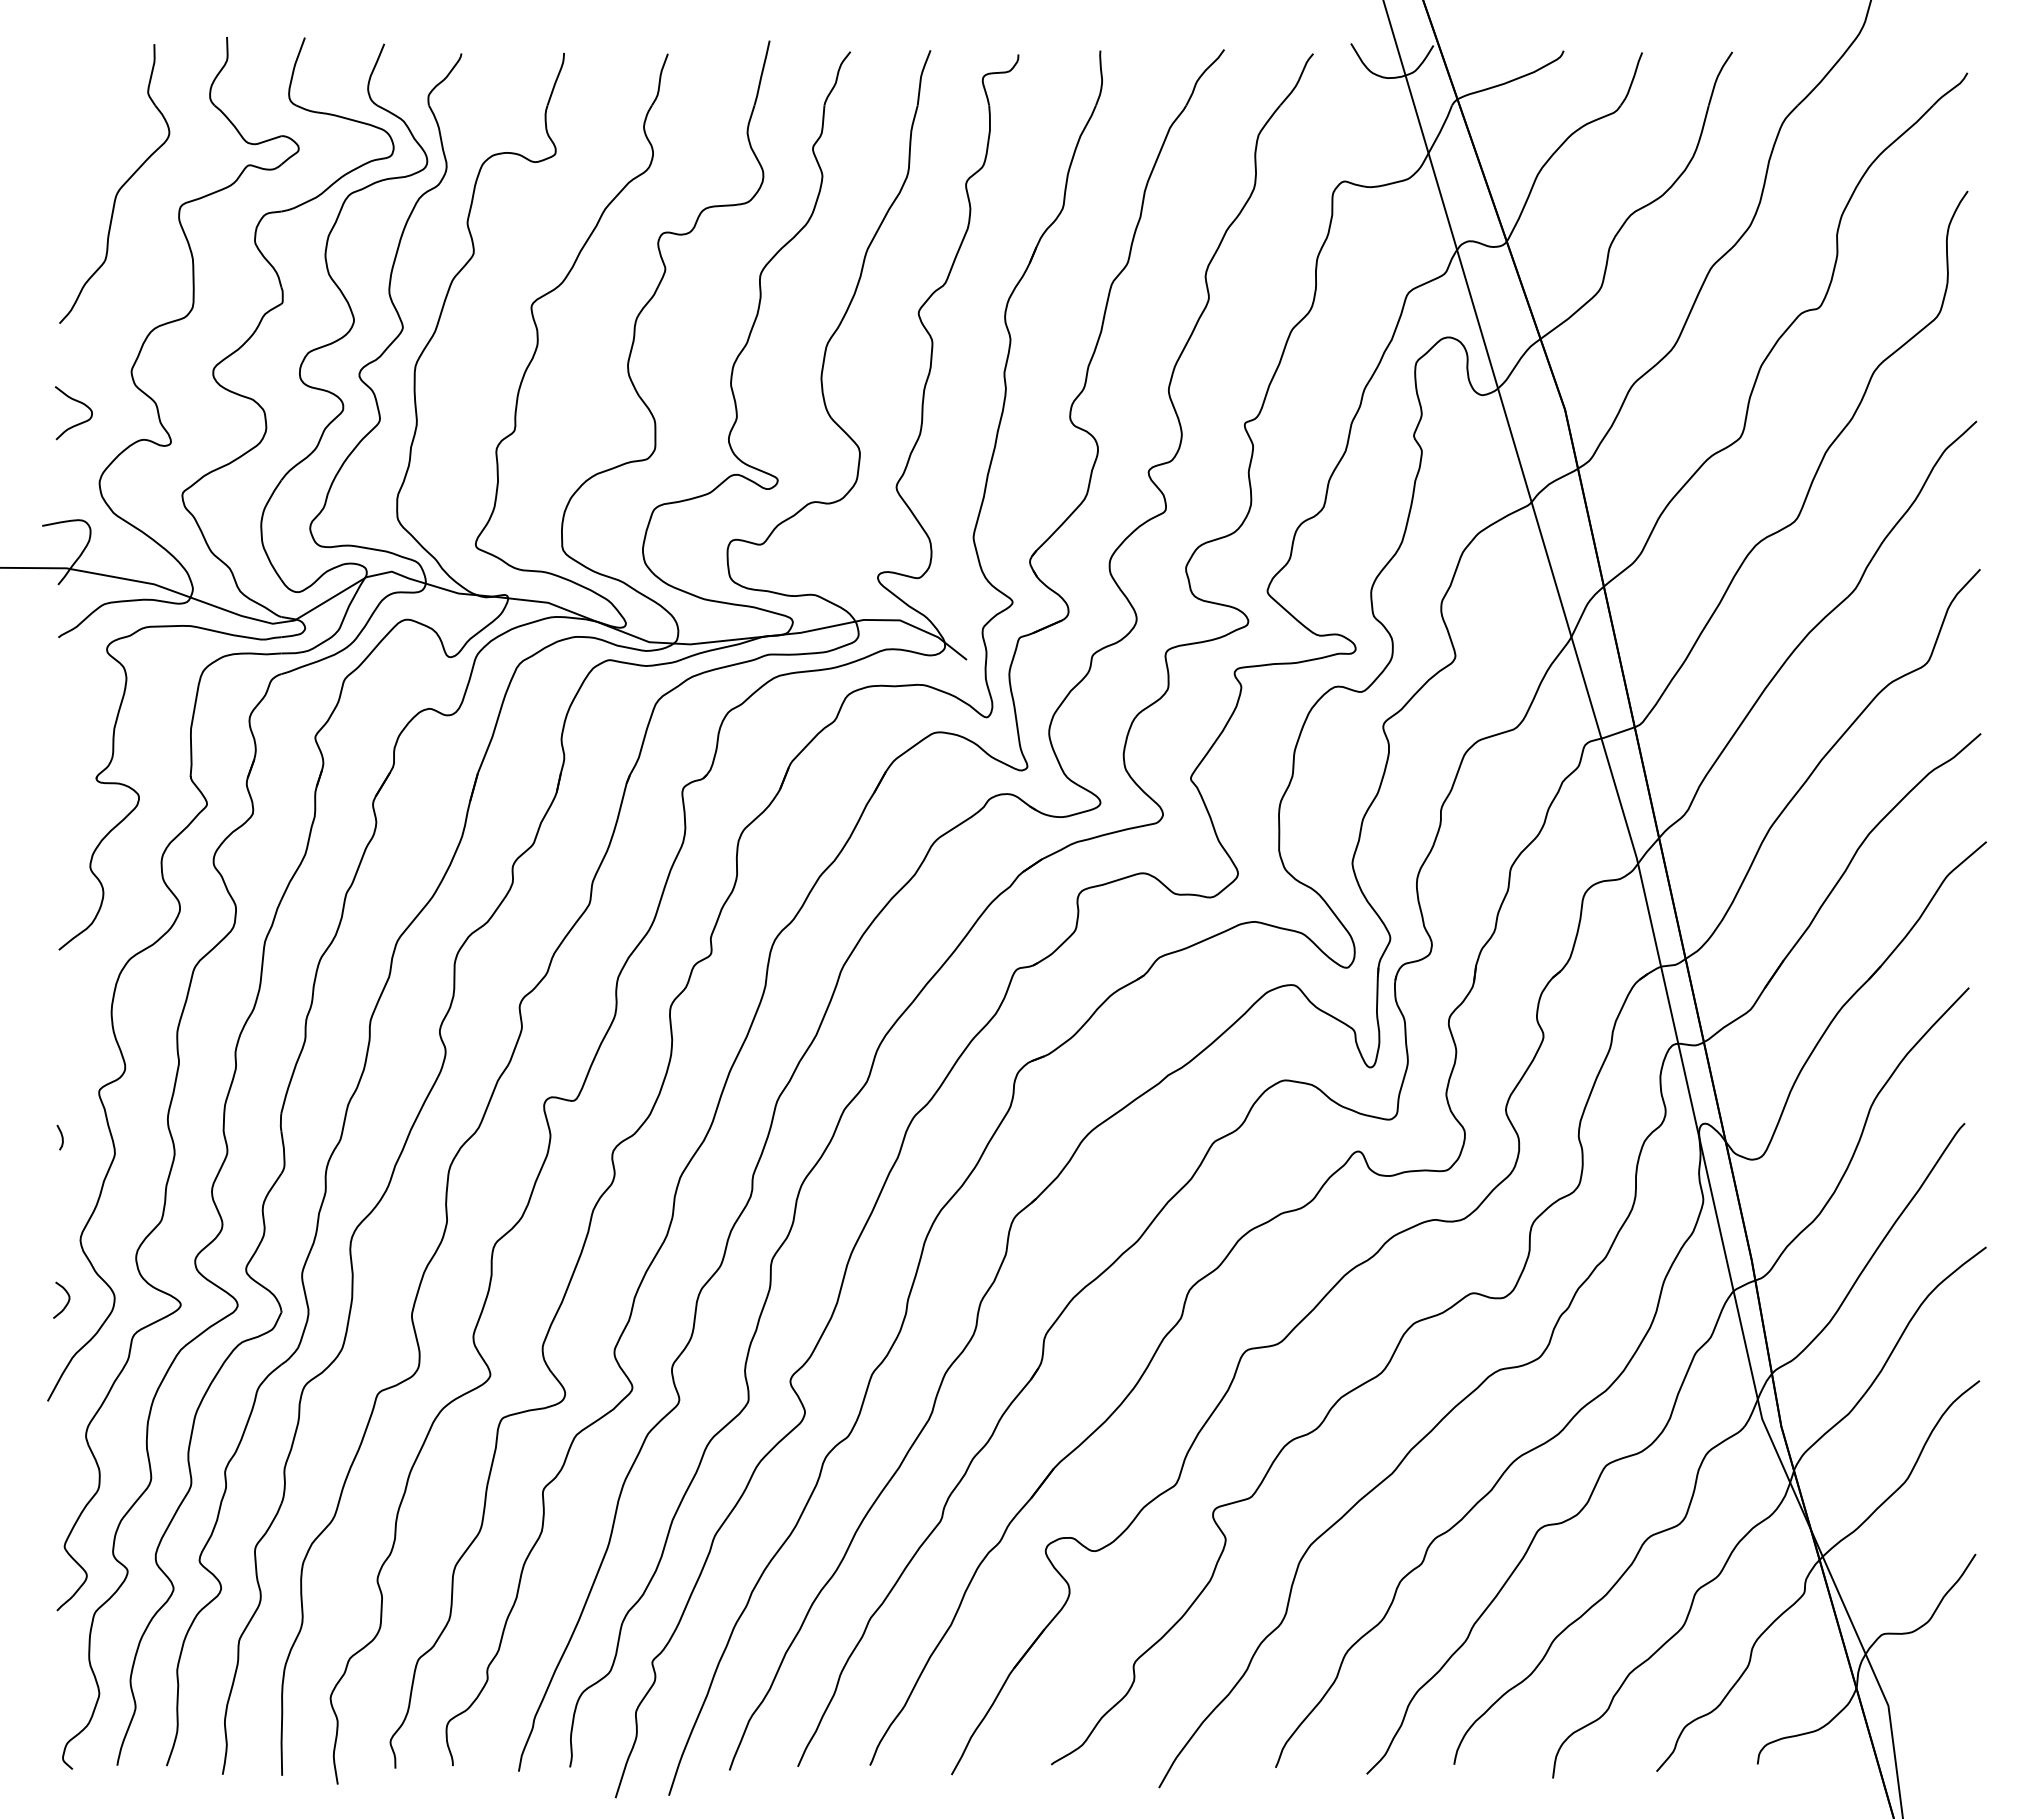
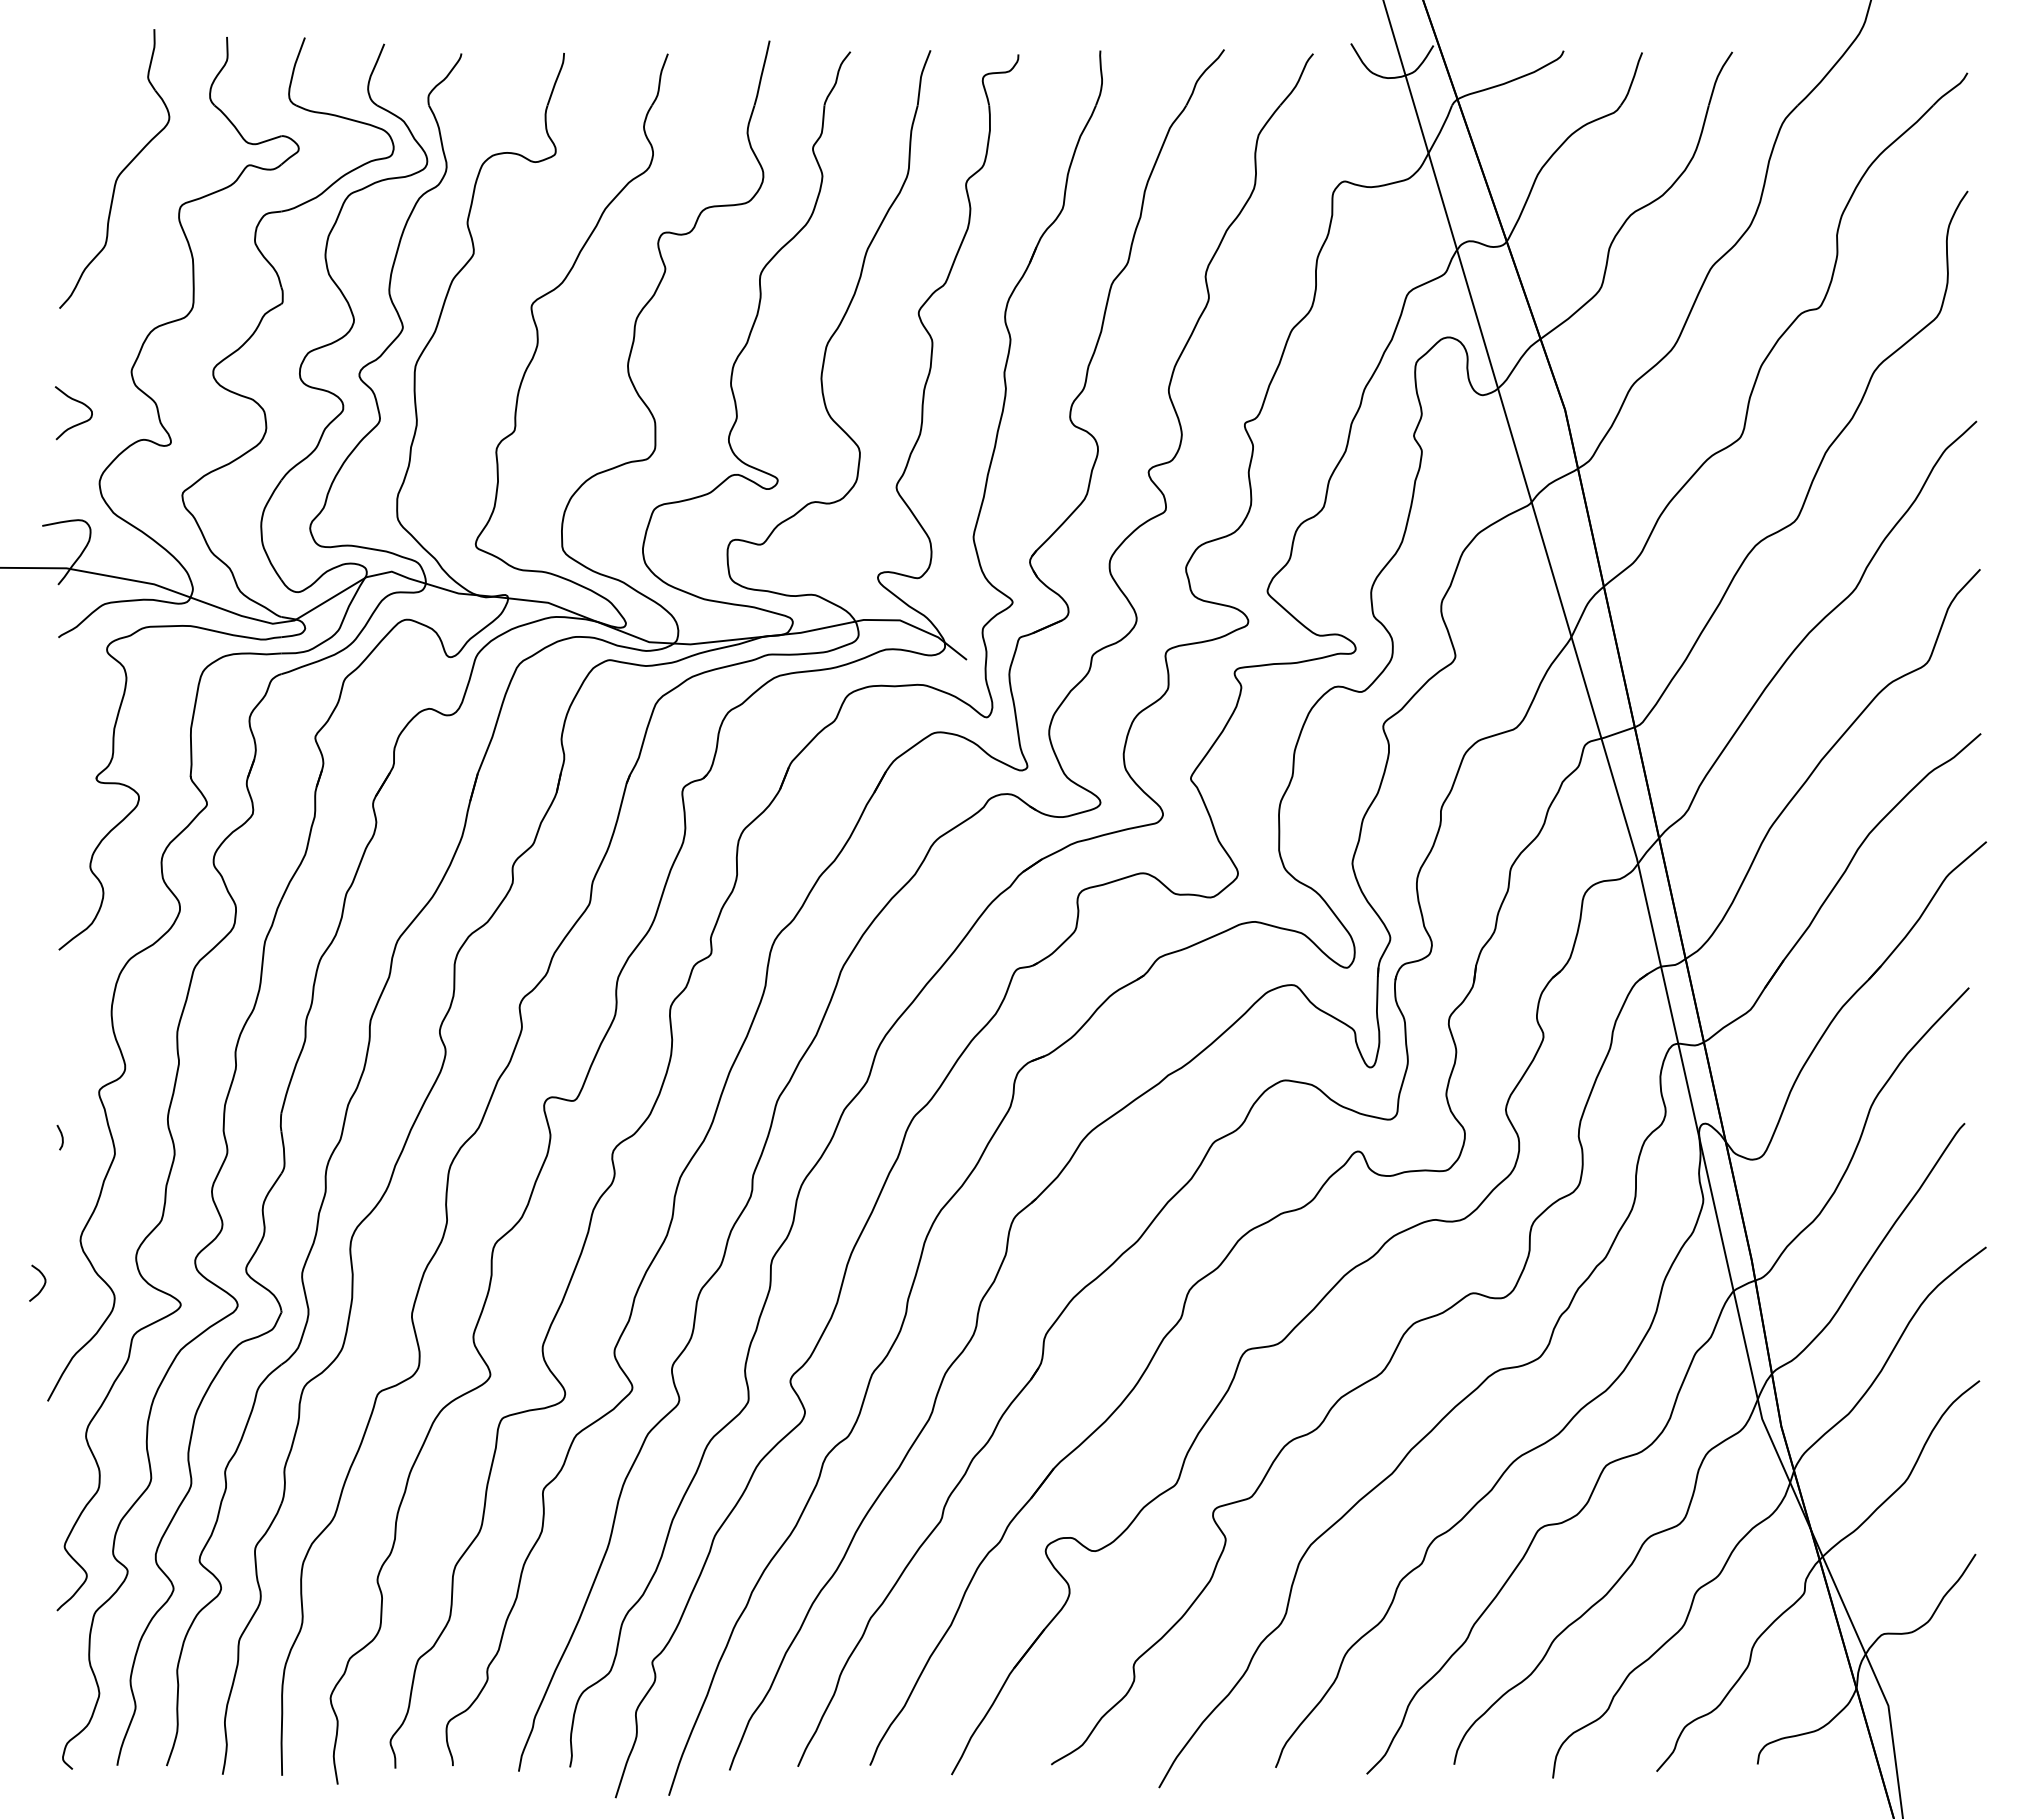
part position: (119, 188) -> (119, 173) (119, 173)
curve position: (67, 1301) -> (43, 1284) (43, 1284)
